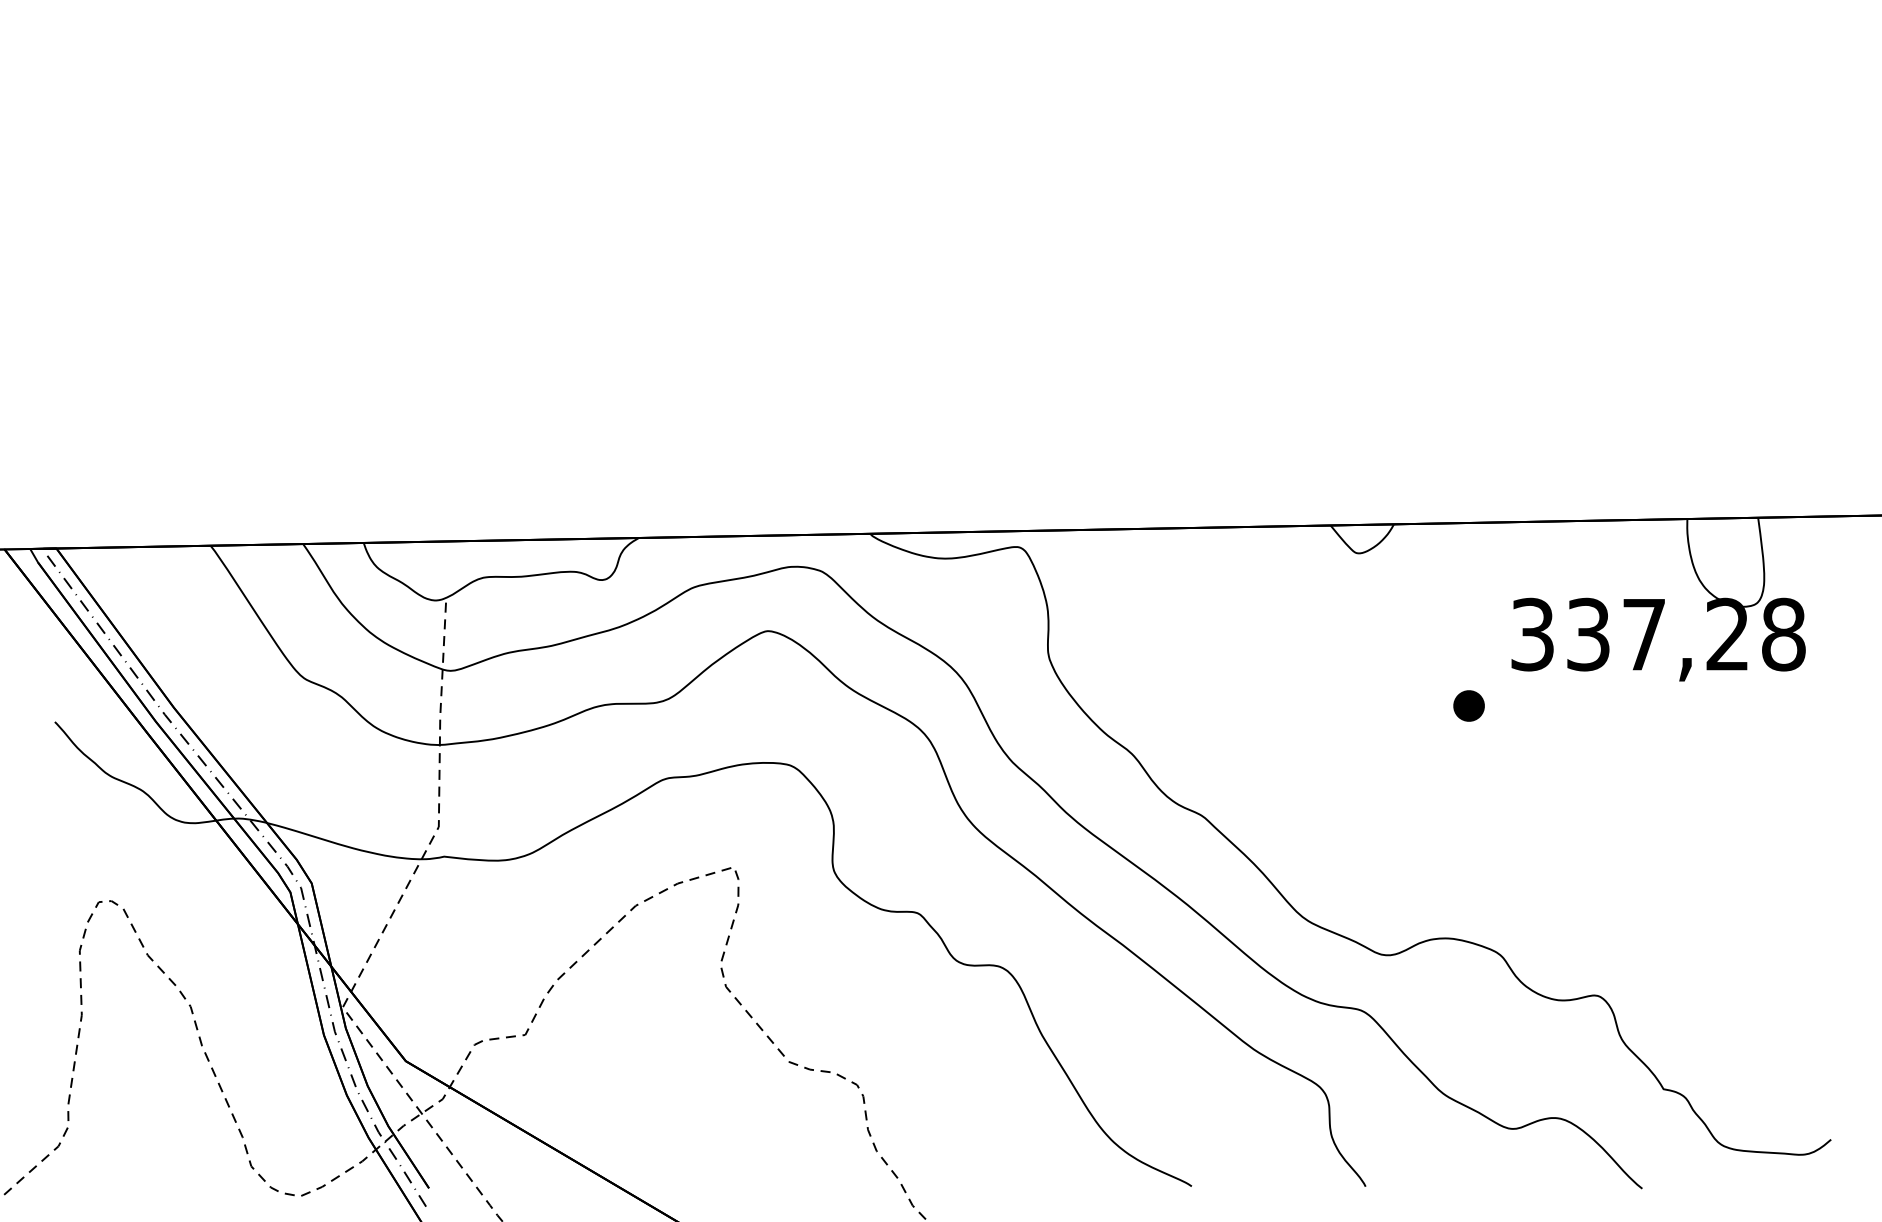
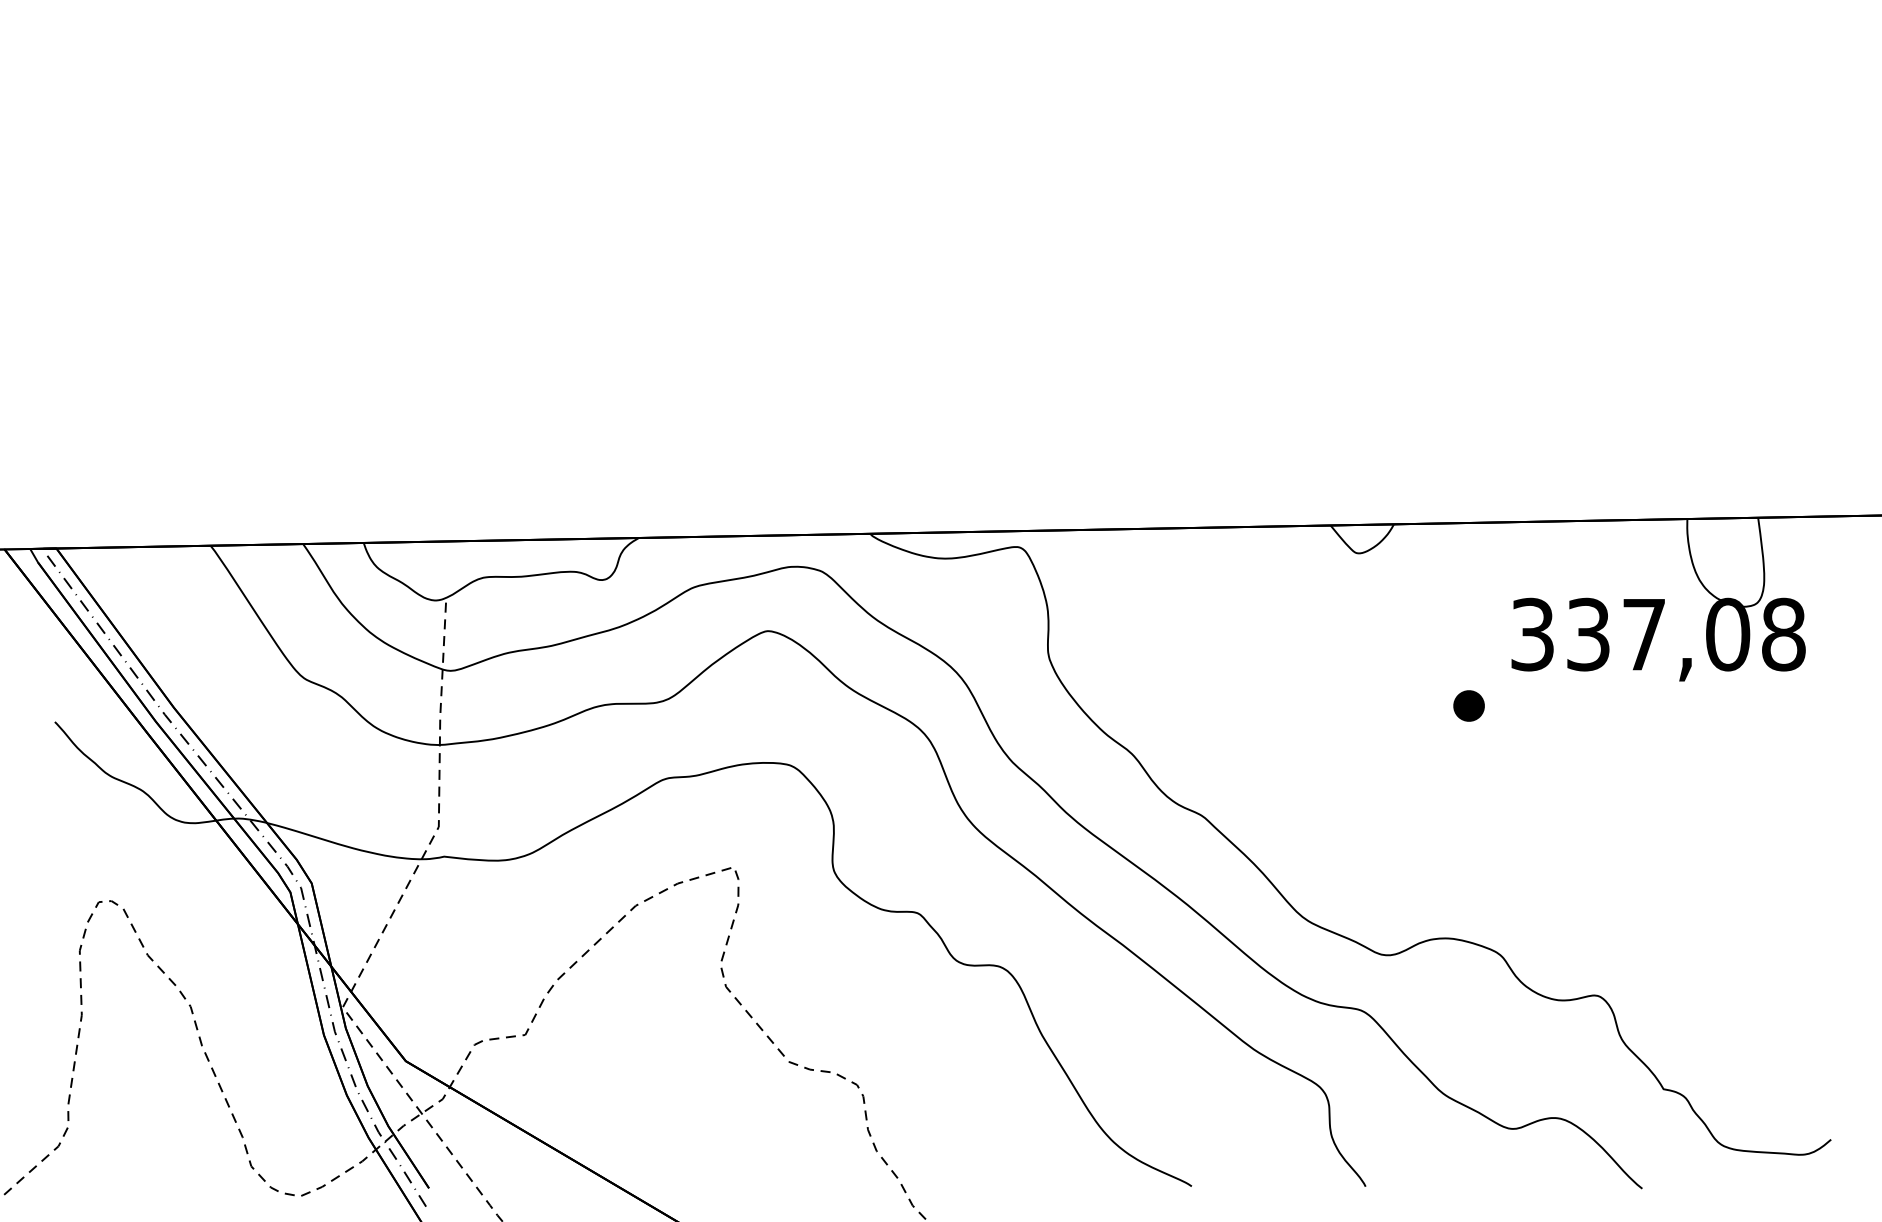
text: 337,28 -> 337,08 (1728, 634)
